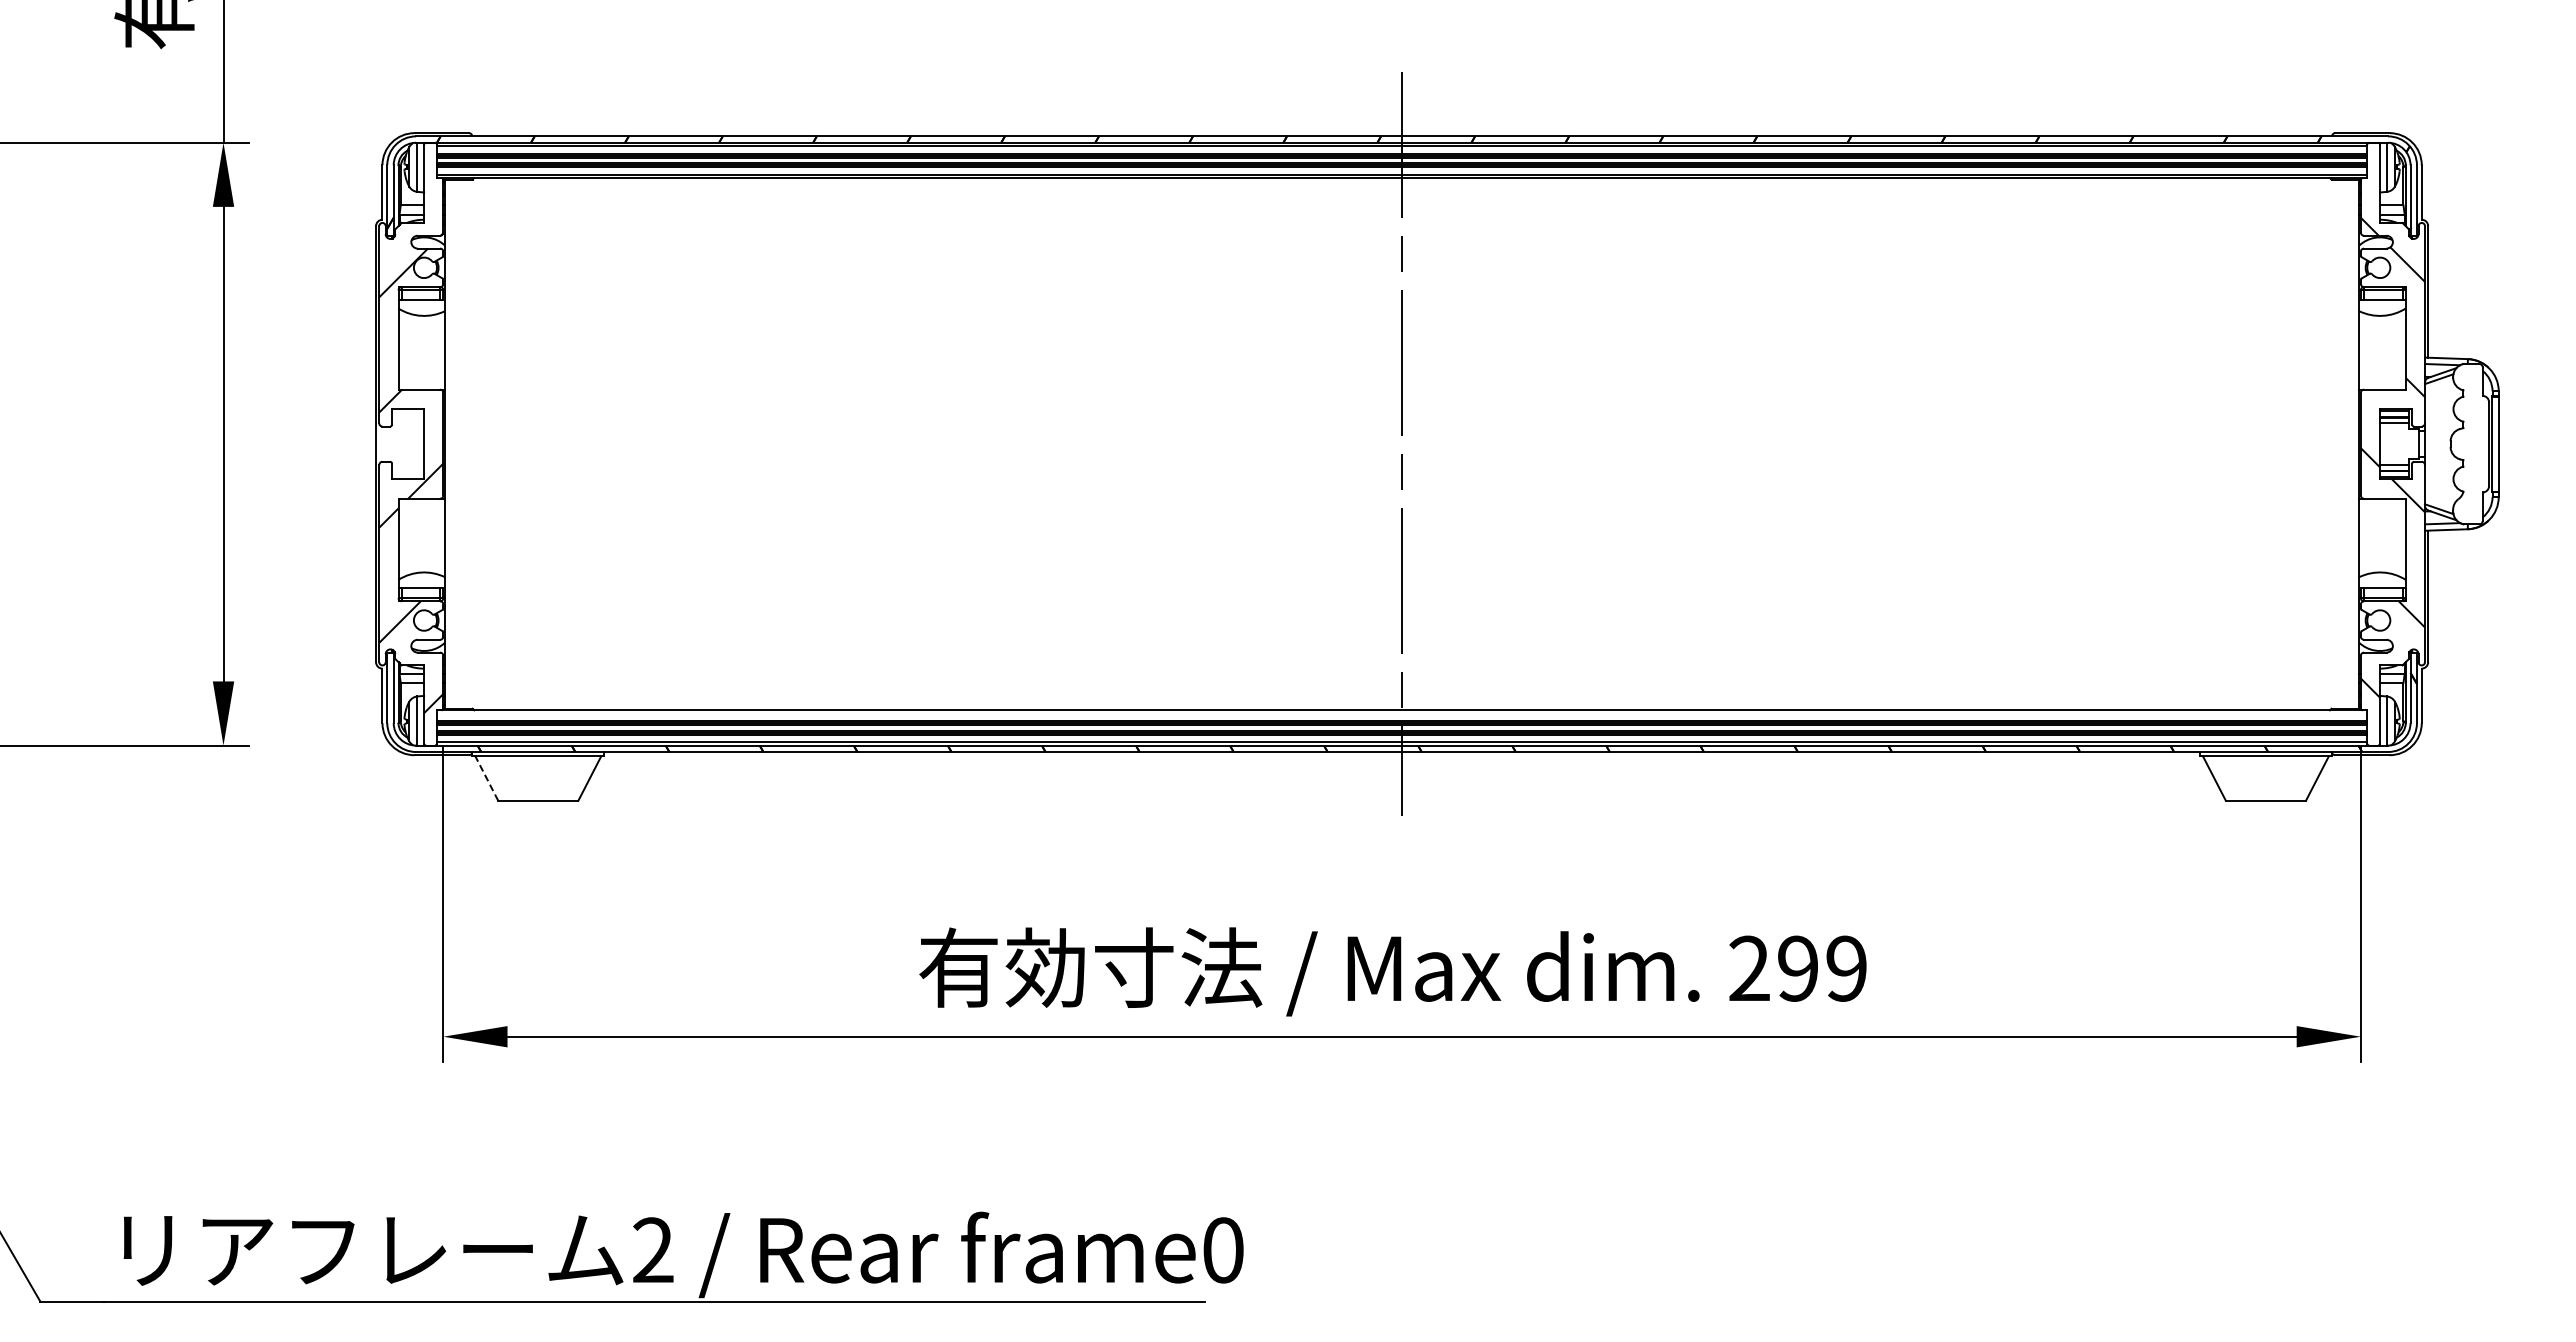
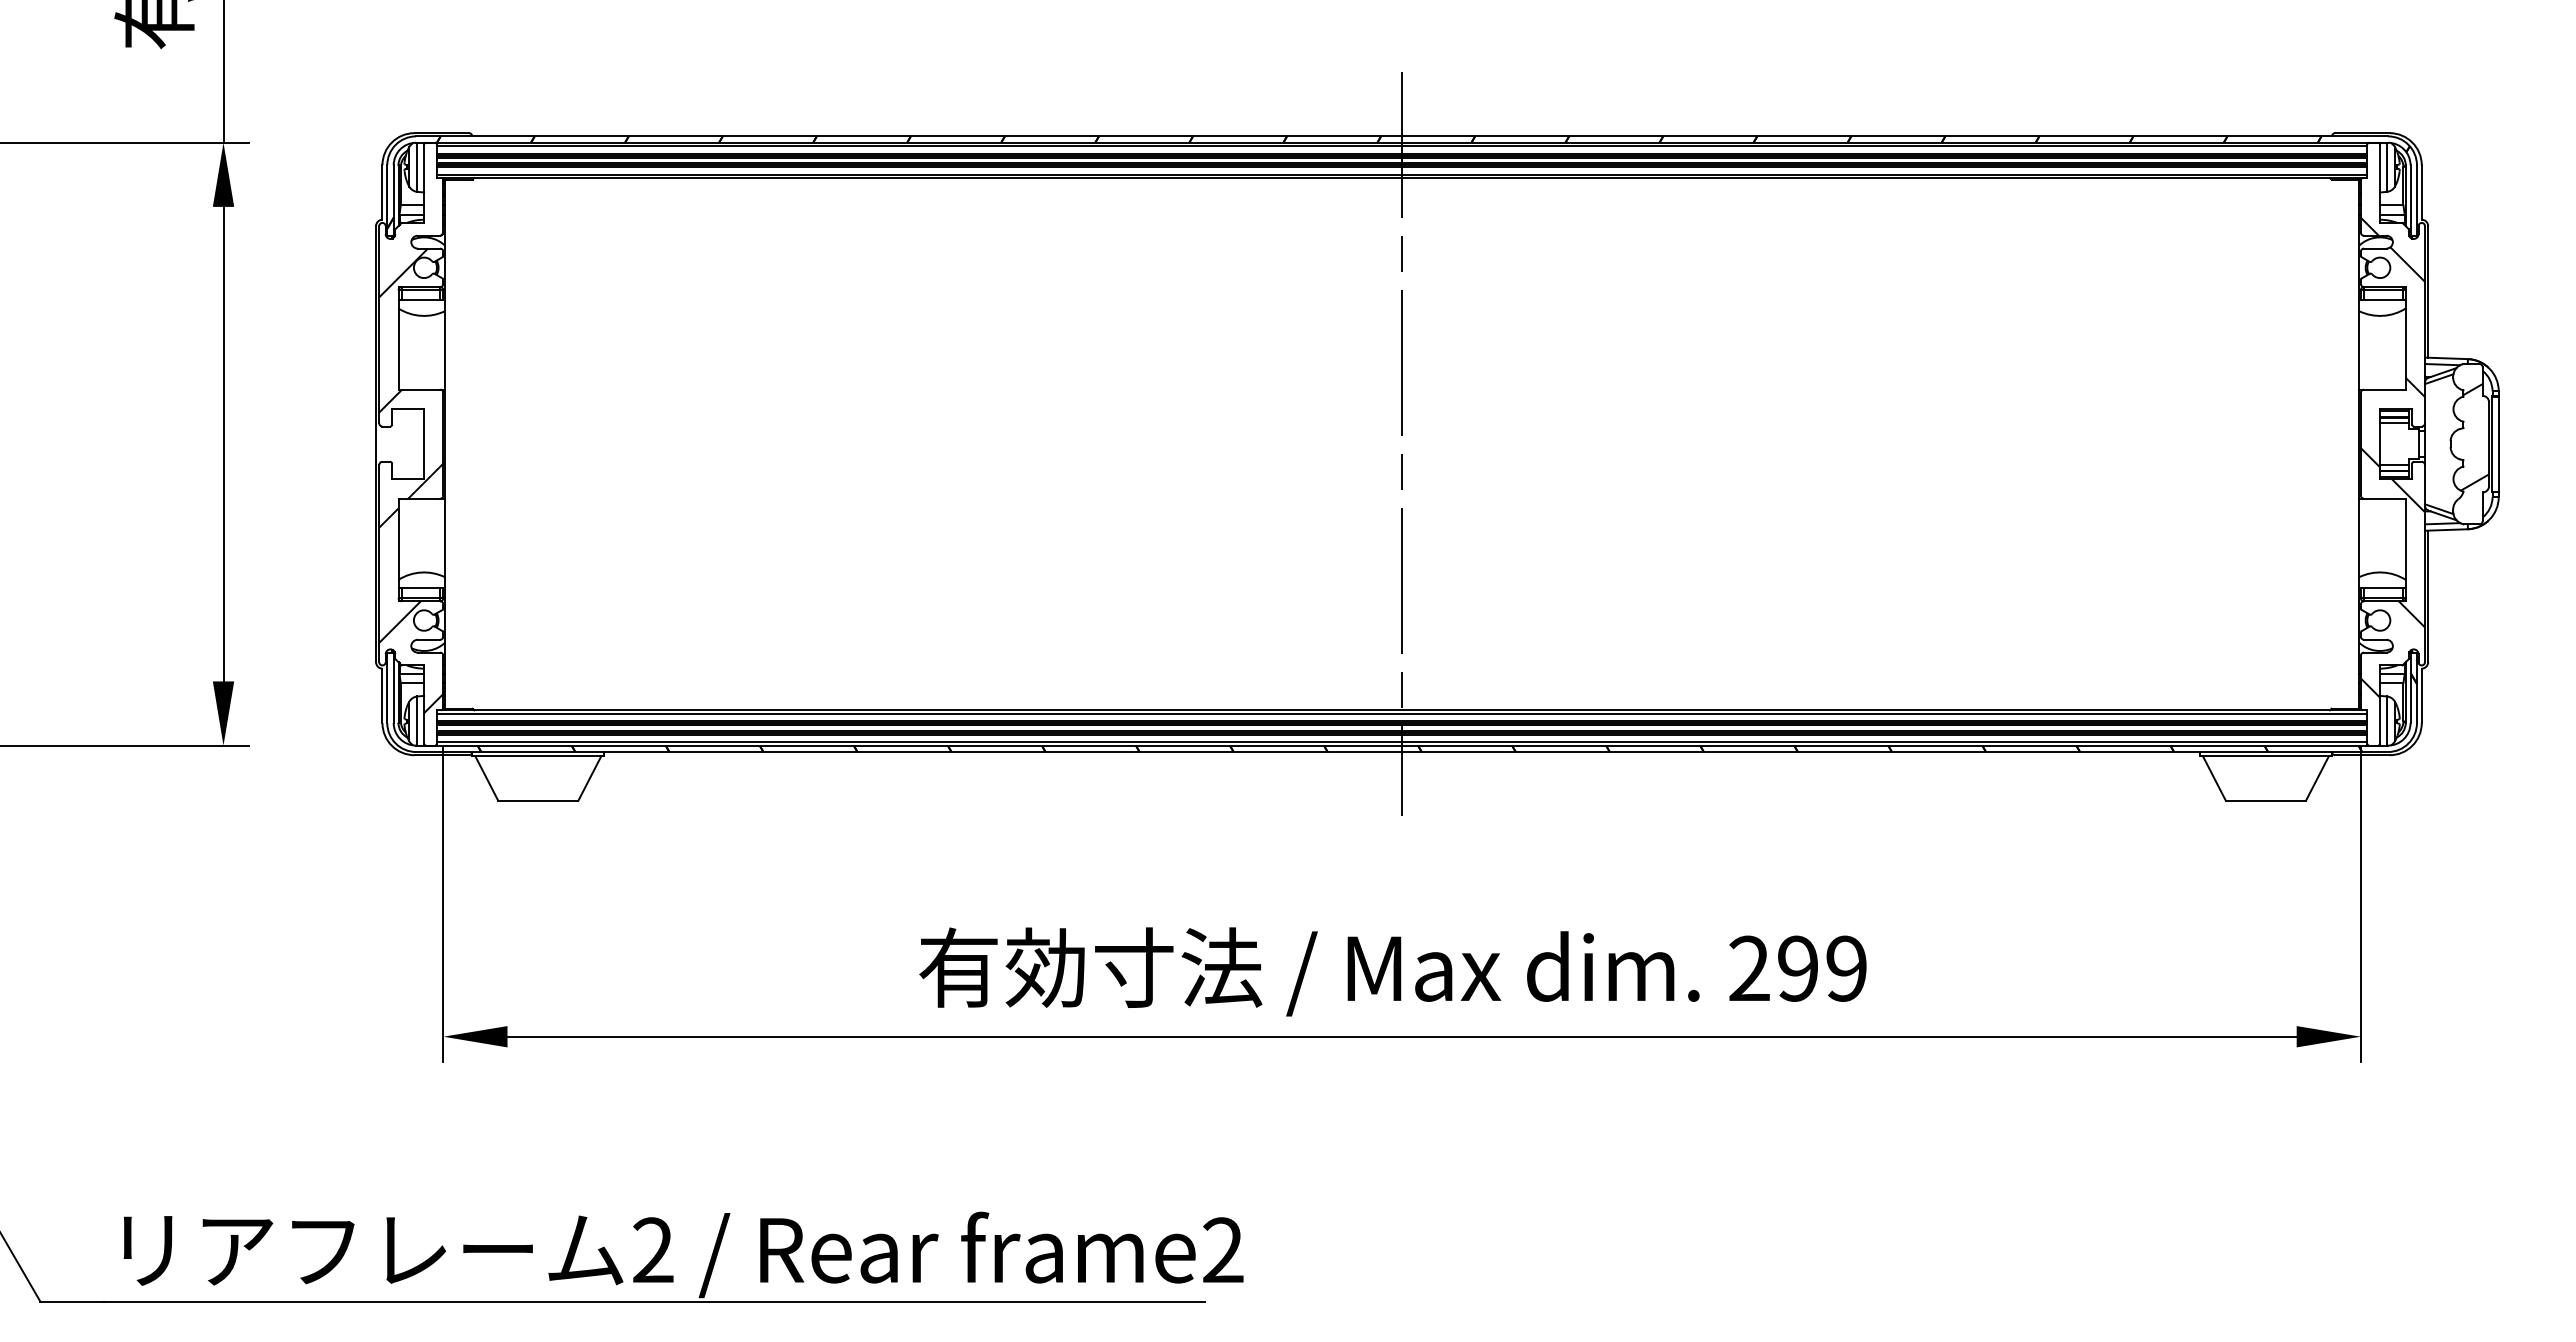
hatch: none -> present (2474, 437)
line: none -> present (1401, 713)
line: dashed -> solid (486, 778)
text: frame0 -> frame2 (1223, 1250)
